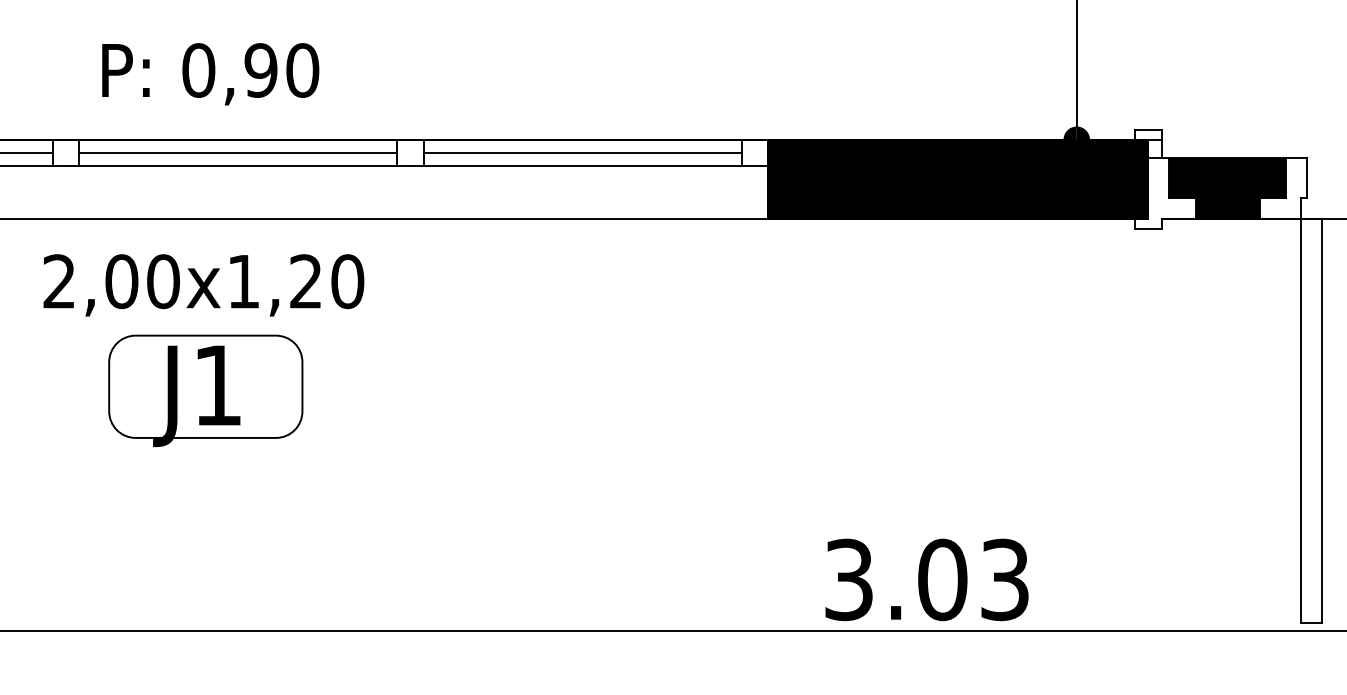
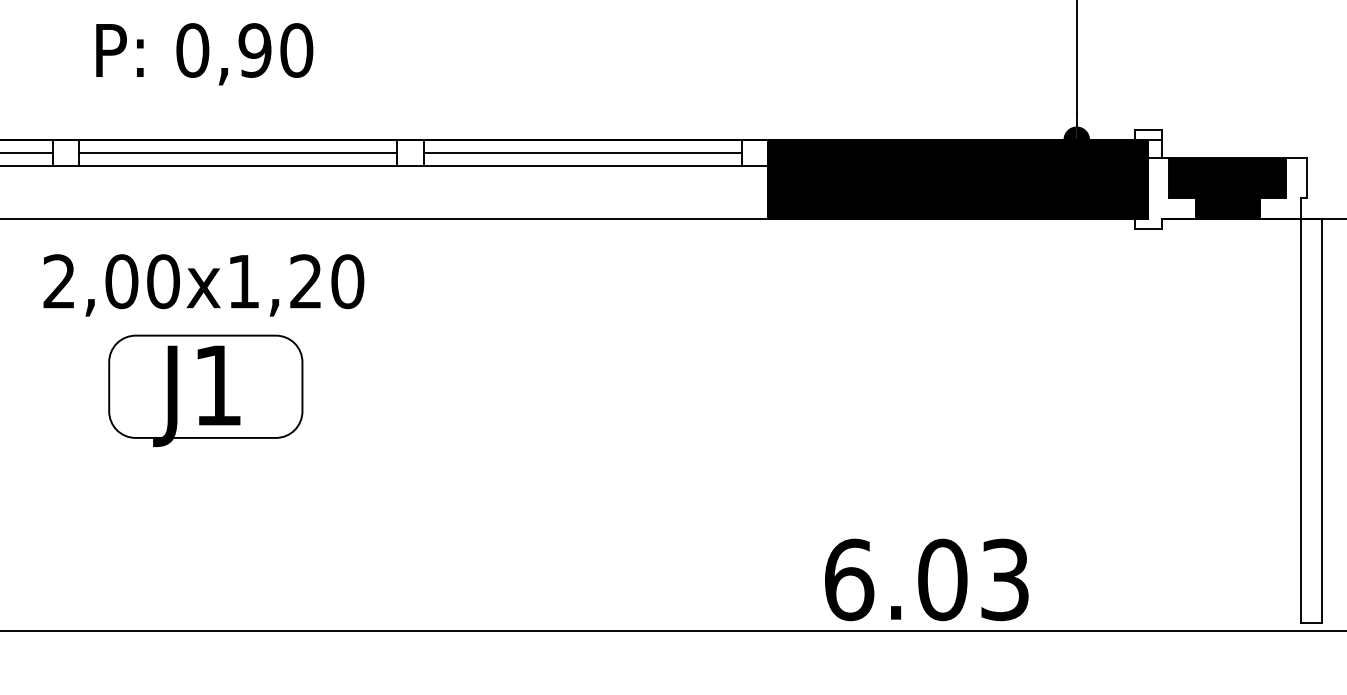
text position: (210, 74) -> (204, 54) (204, 54)
text: 3.03 -> 6.03 (849, 579)
